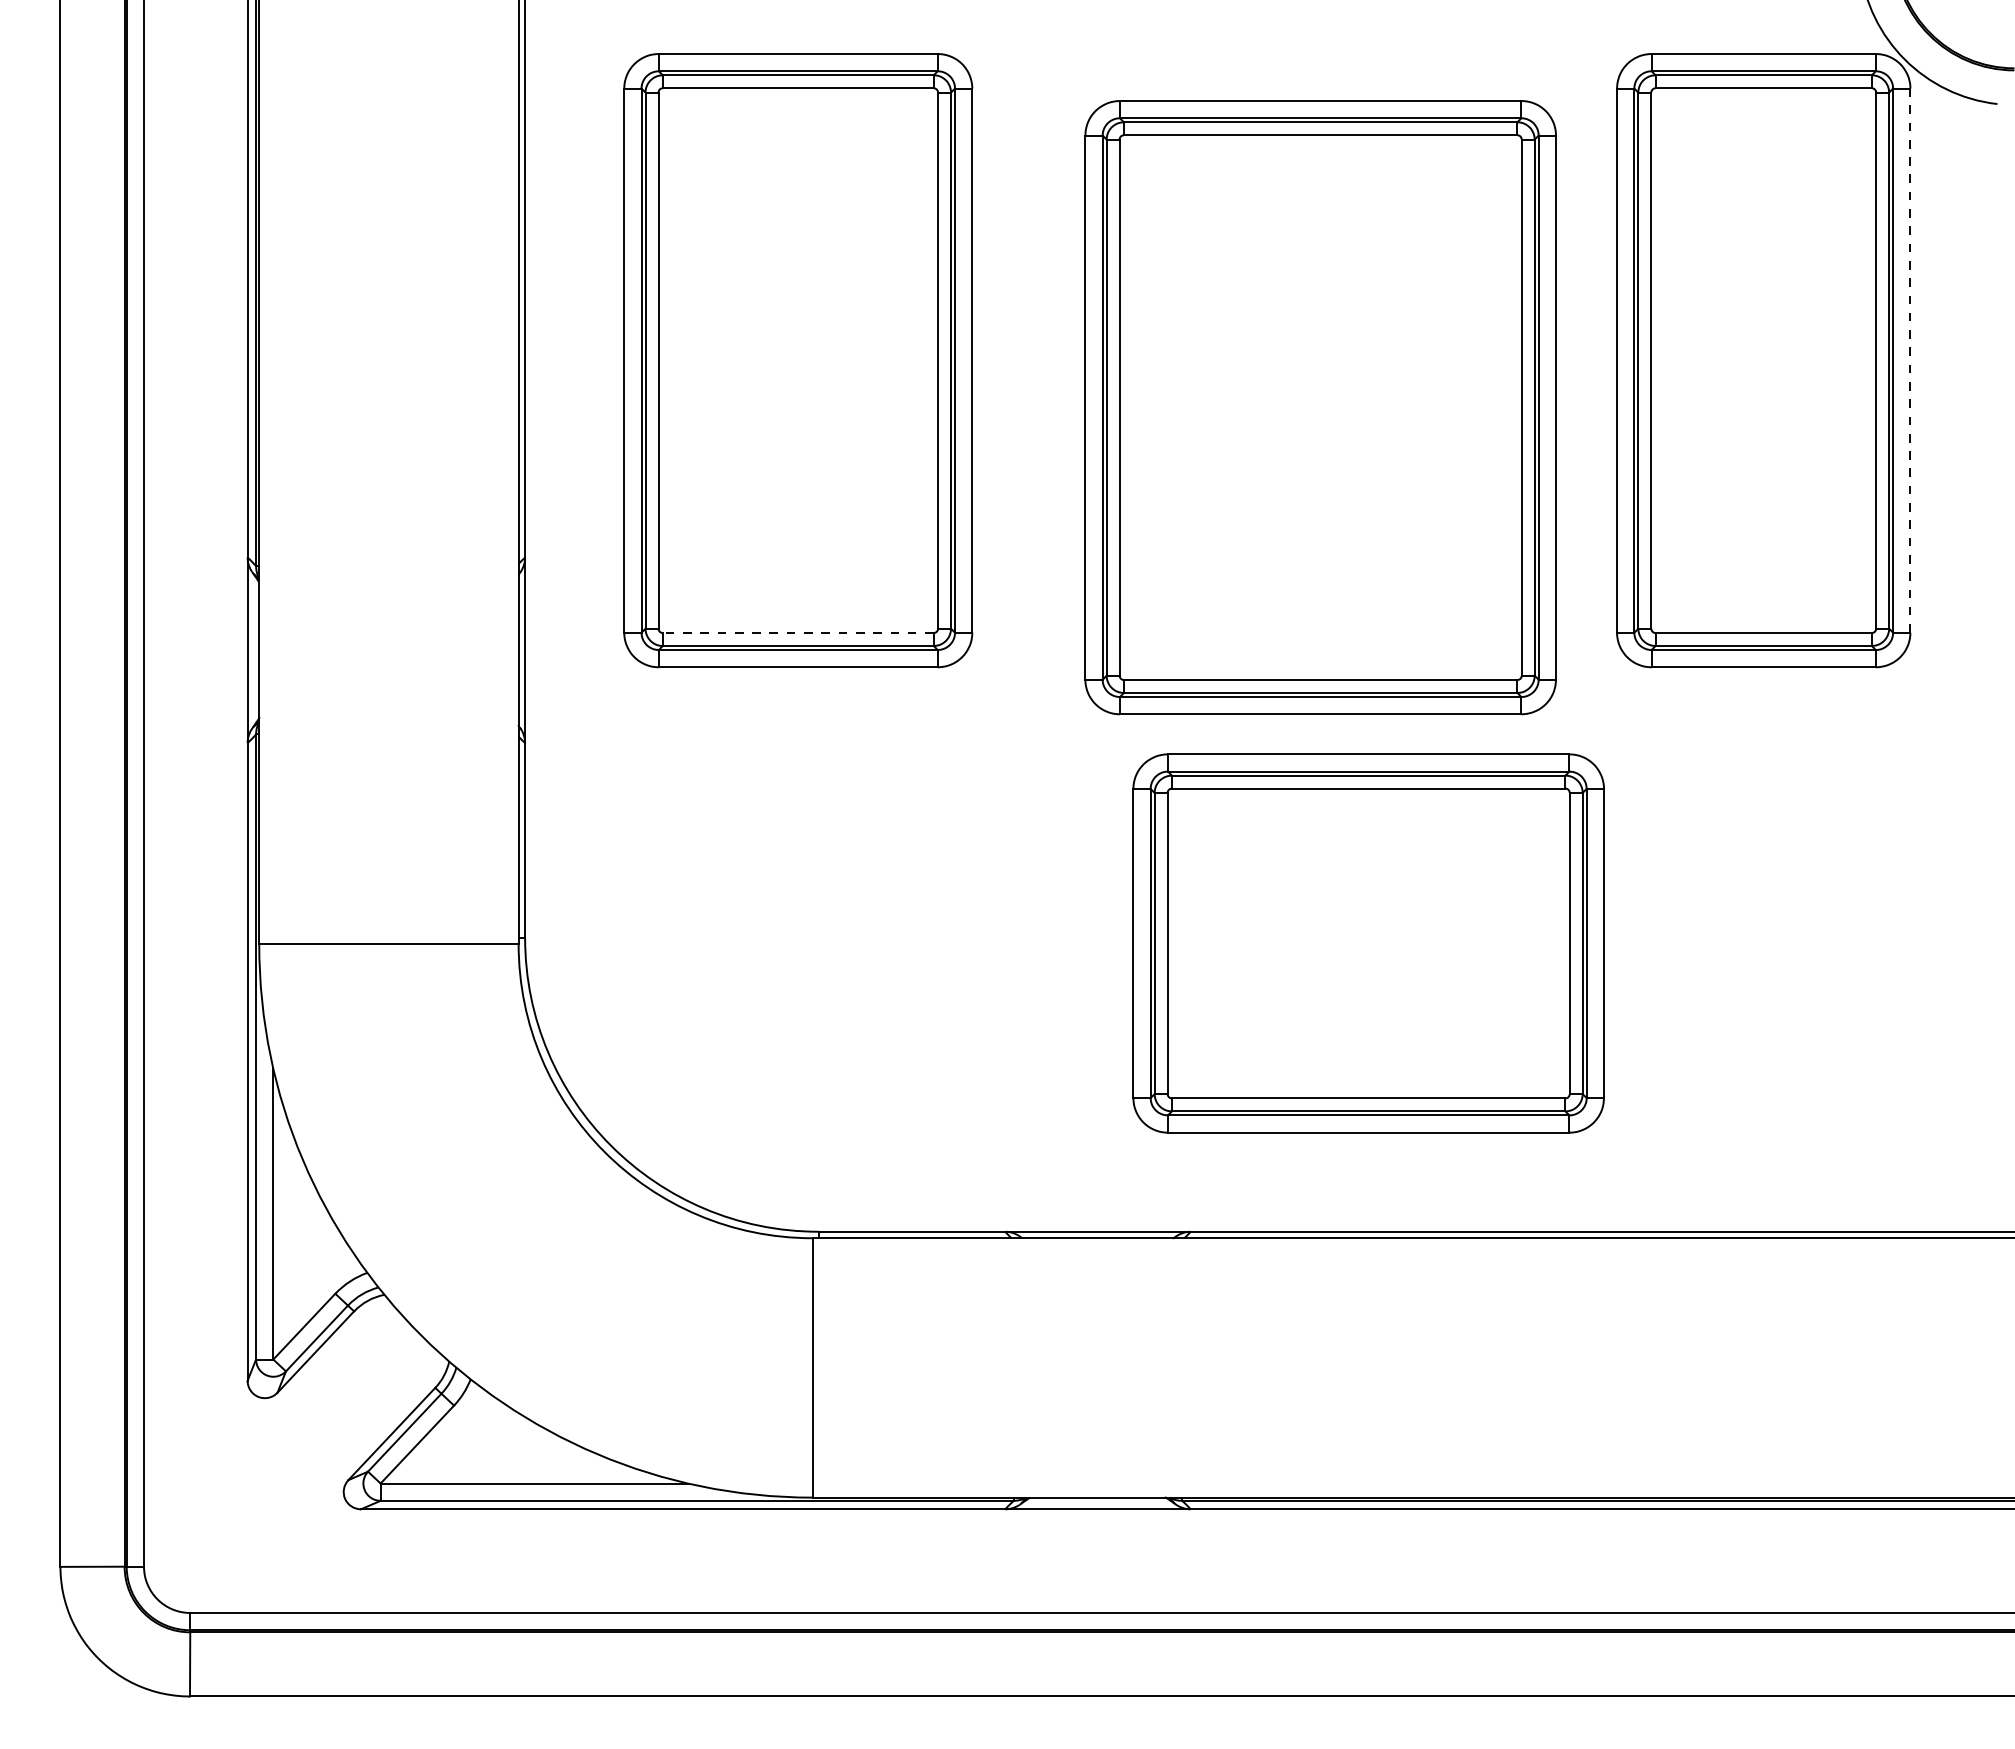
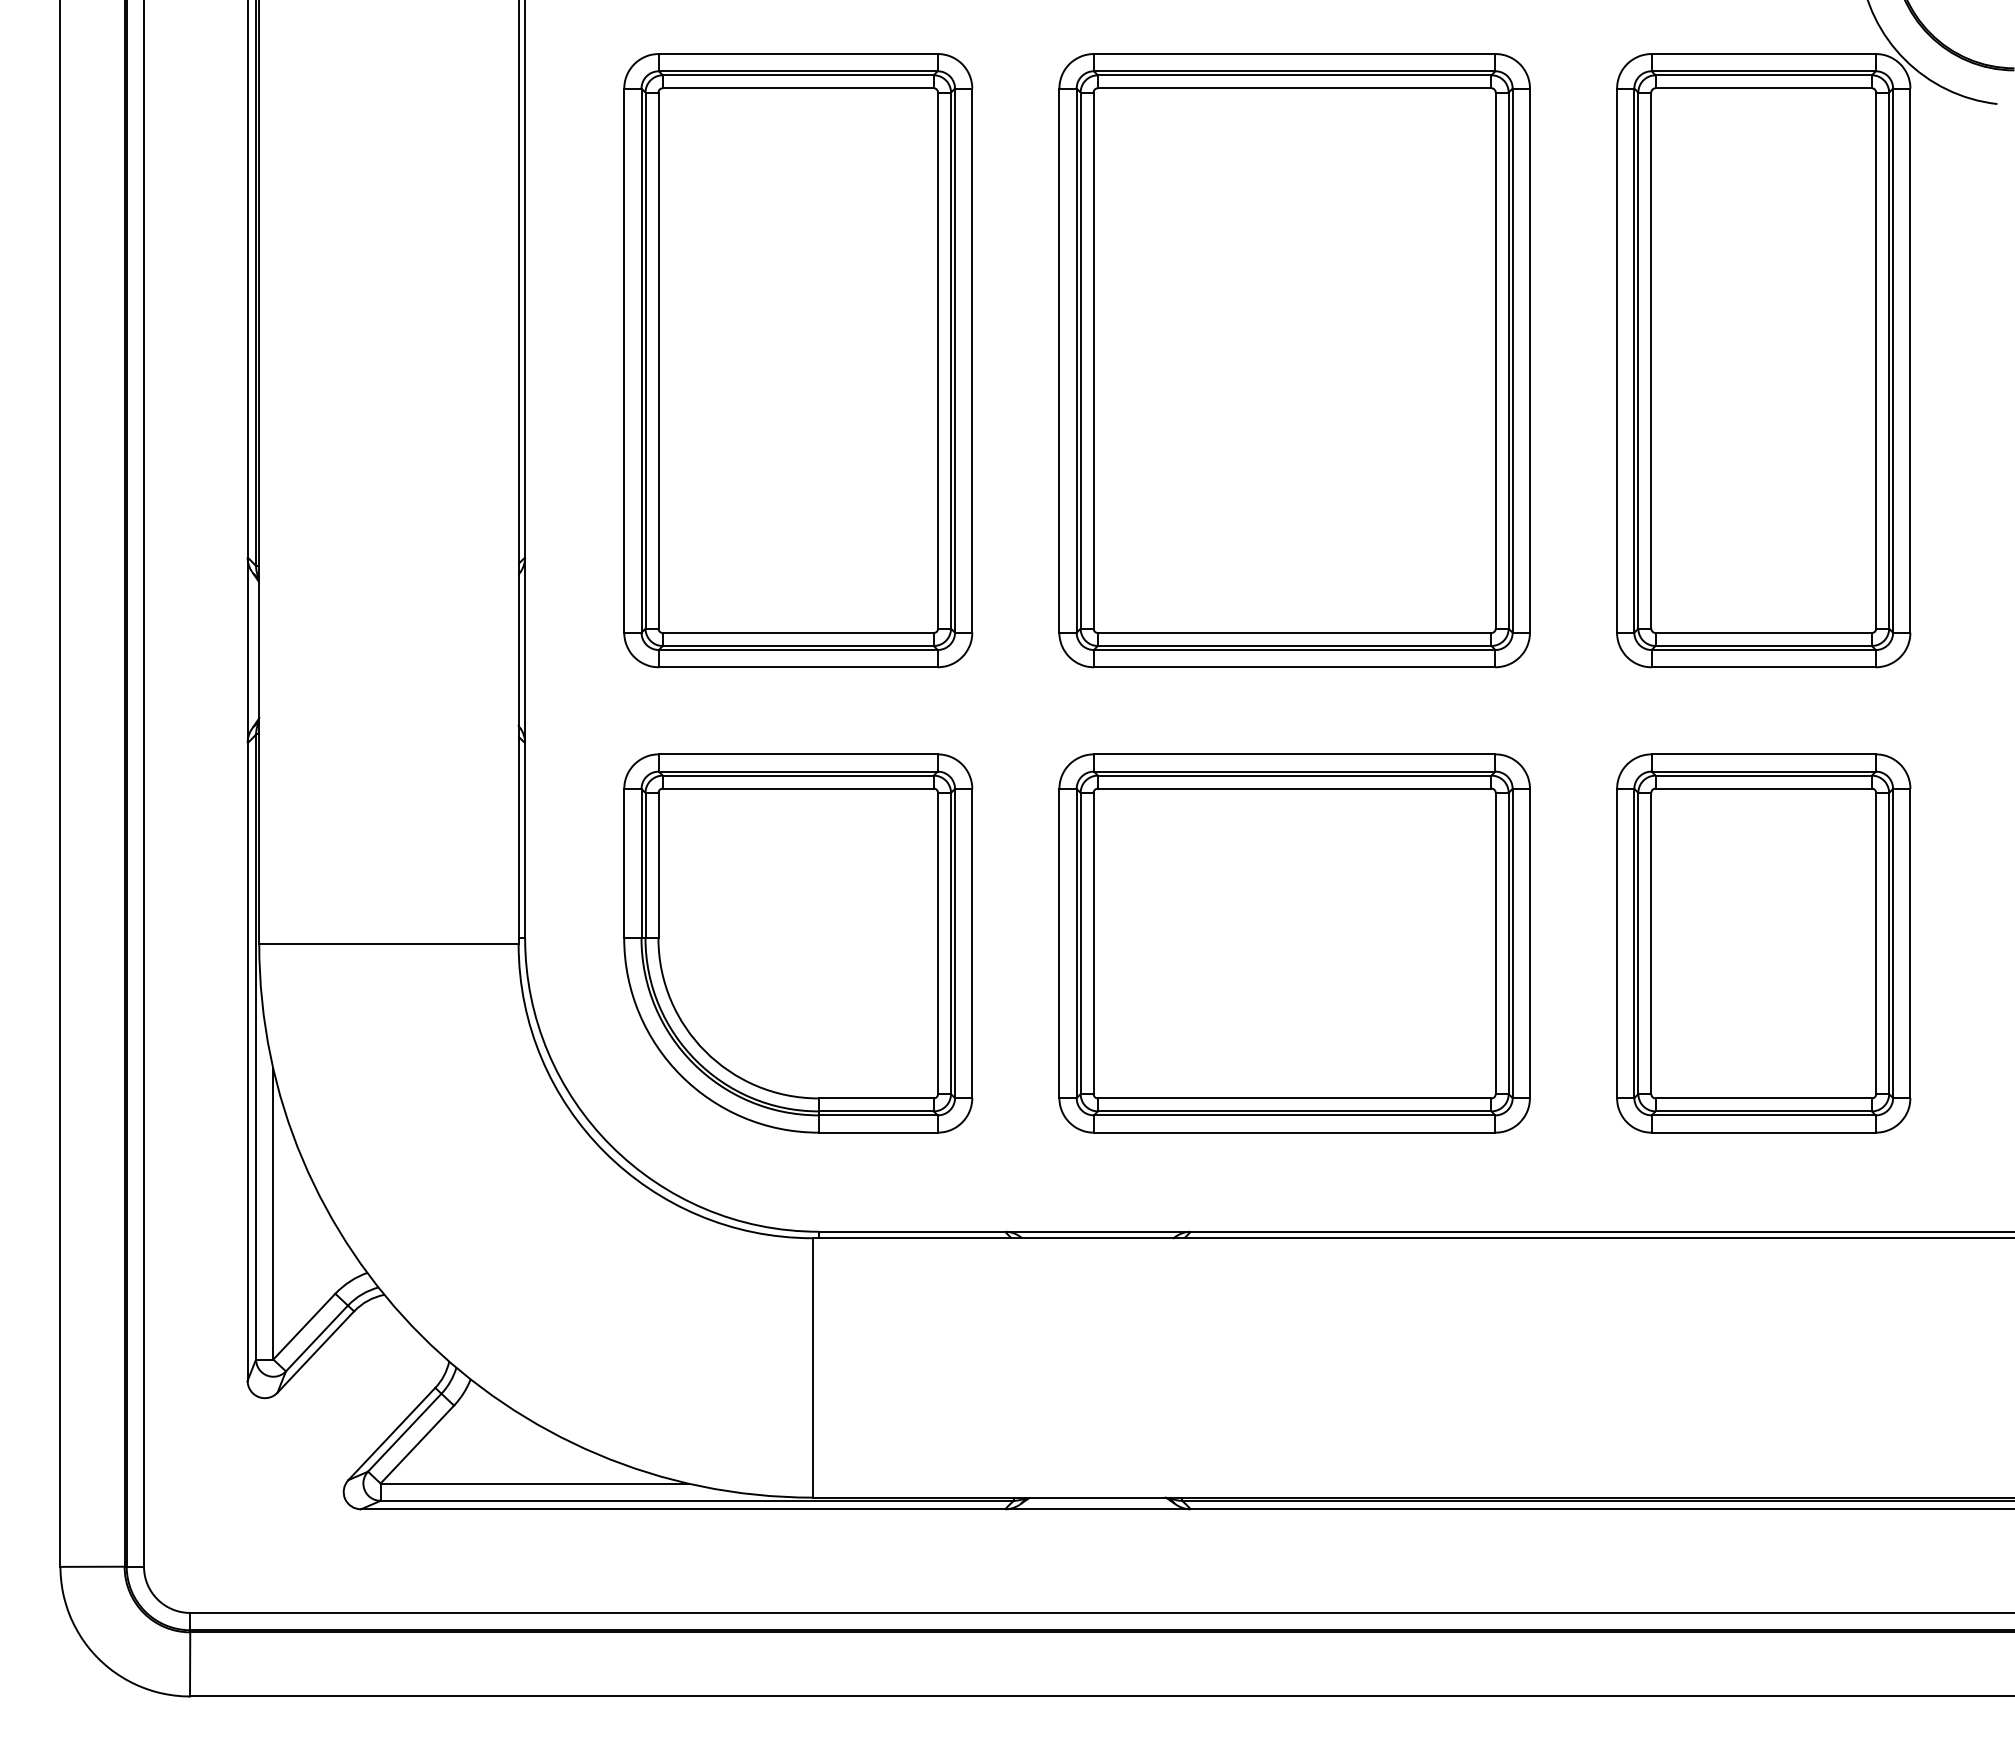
line: dashed -> solid (1910, 360)
part position: (1320, 407) -> (1294, 360) (1294, 360)
line: dashed -> solid (797, 633)
part: none -> present (798, 943)
part position: (1368, 943) -> (1294, 943) (1294, 943)
part: none -> present (1763, 943)
